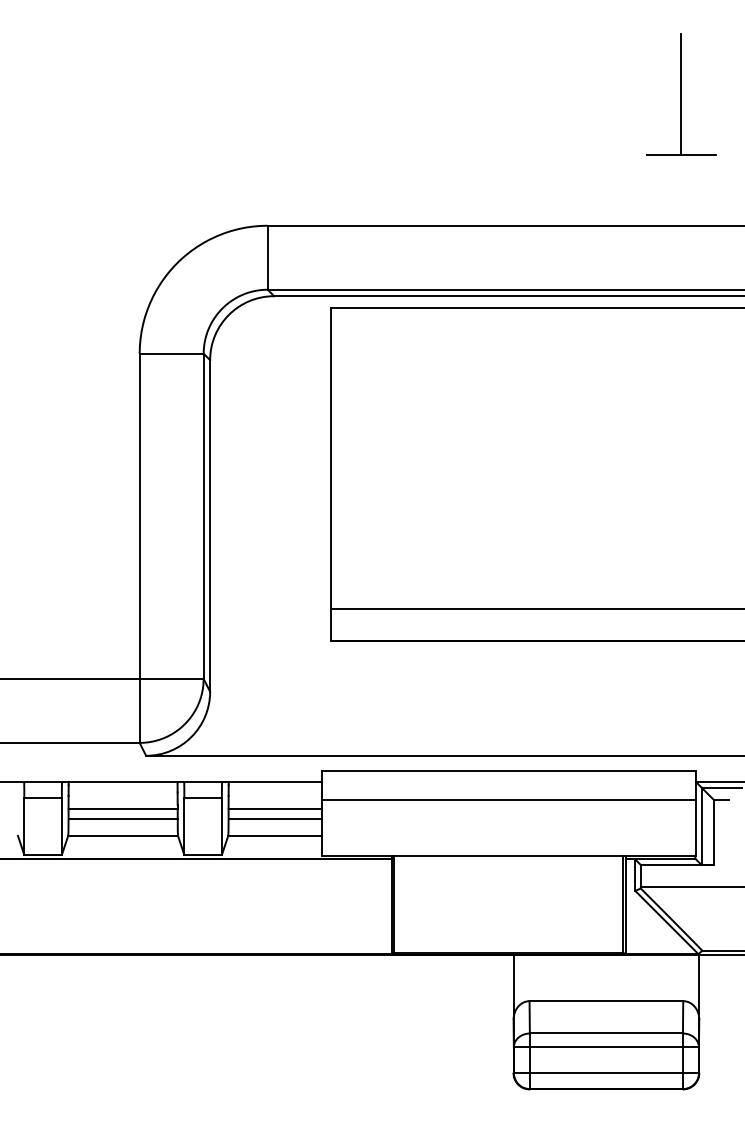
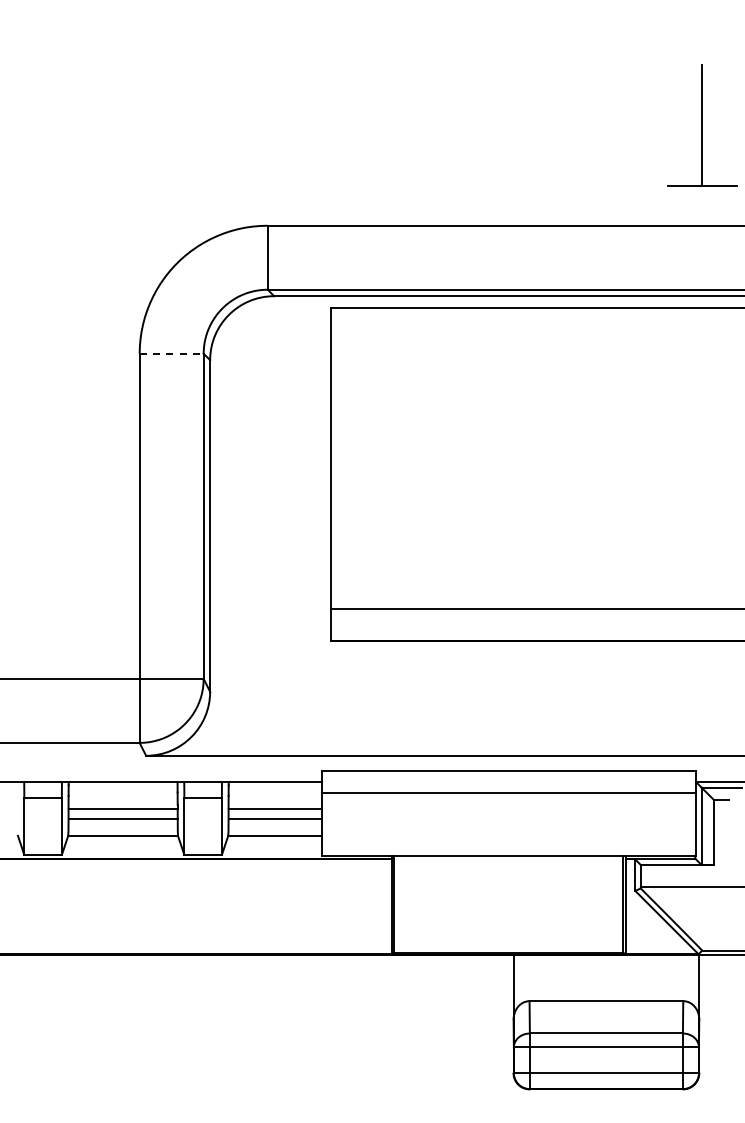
part position: (681, 94) -> (702, 125) (702, 125)
line: solid -> dashed (172, 353)
line position: (508, 800) -> (508, 793) (508, 793)
